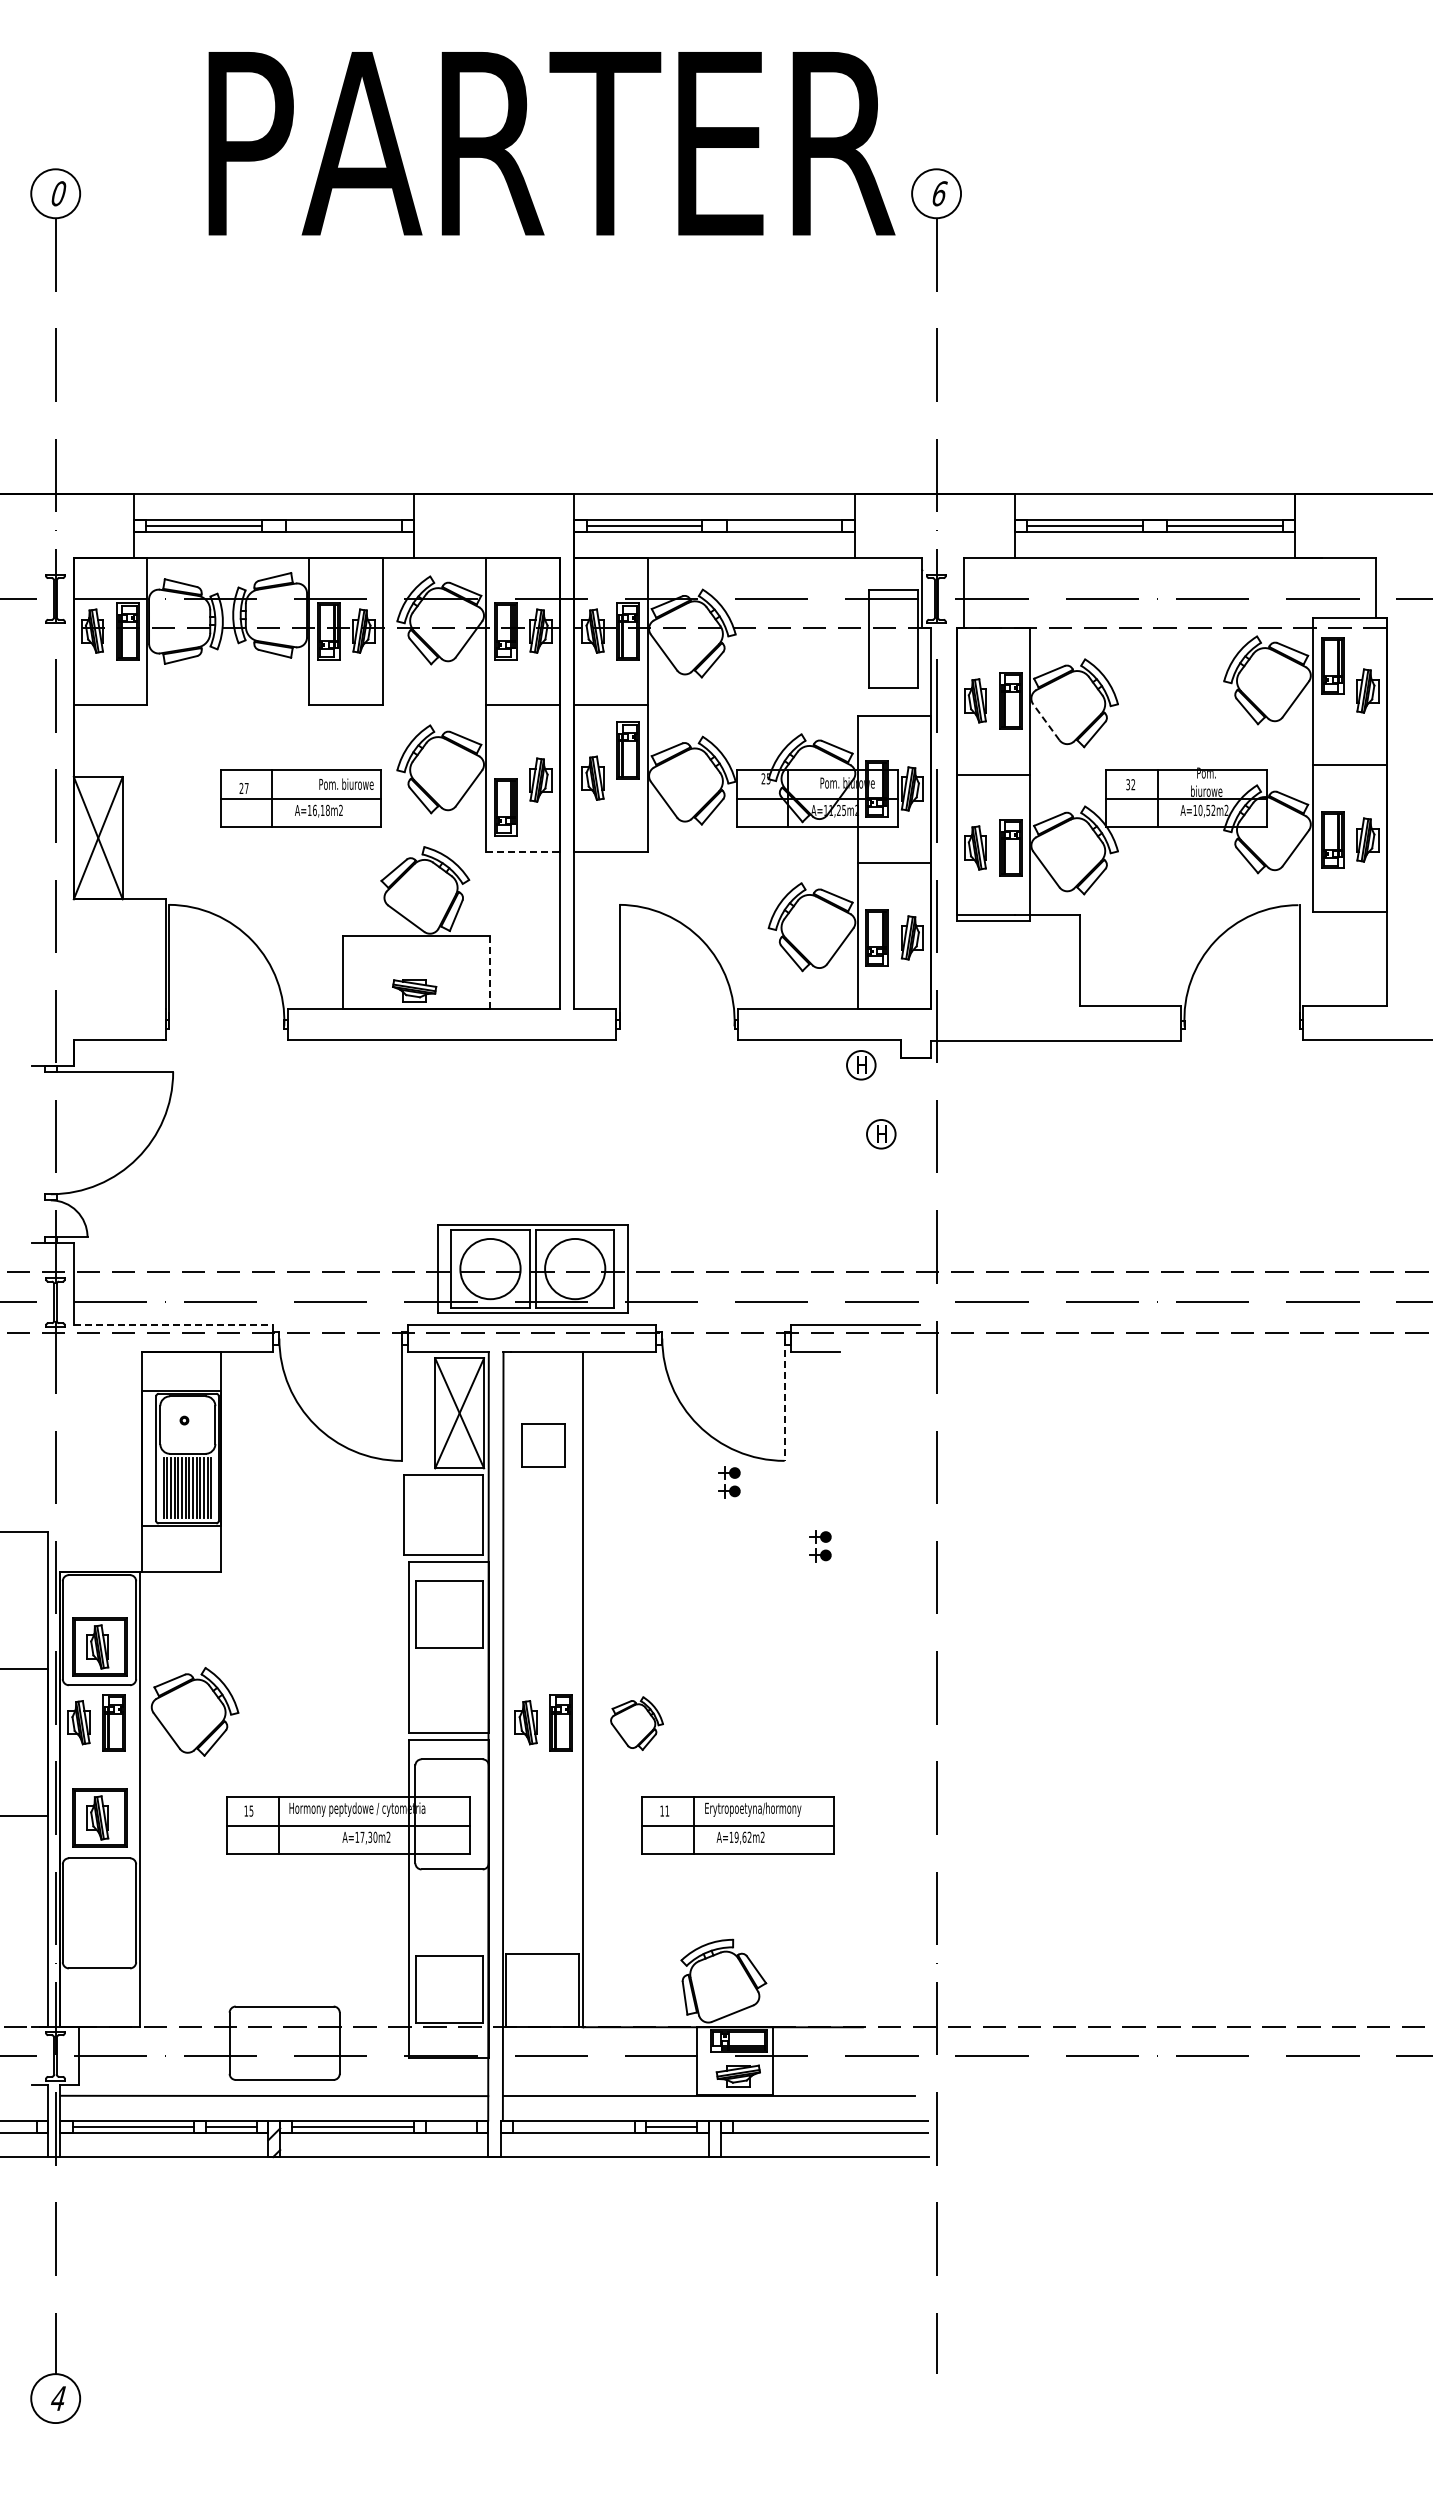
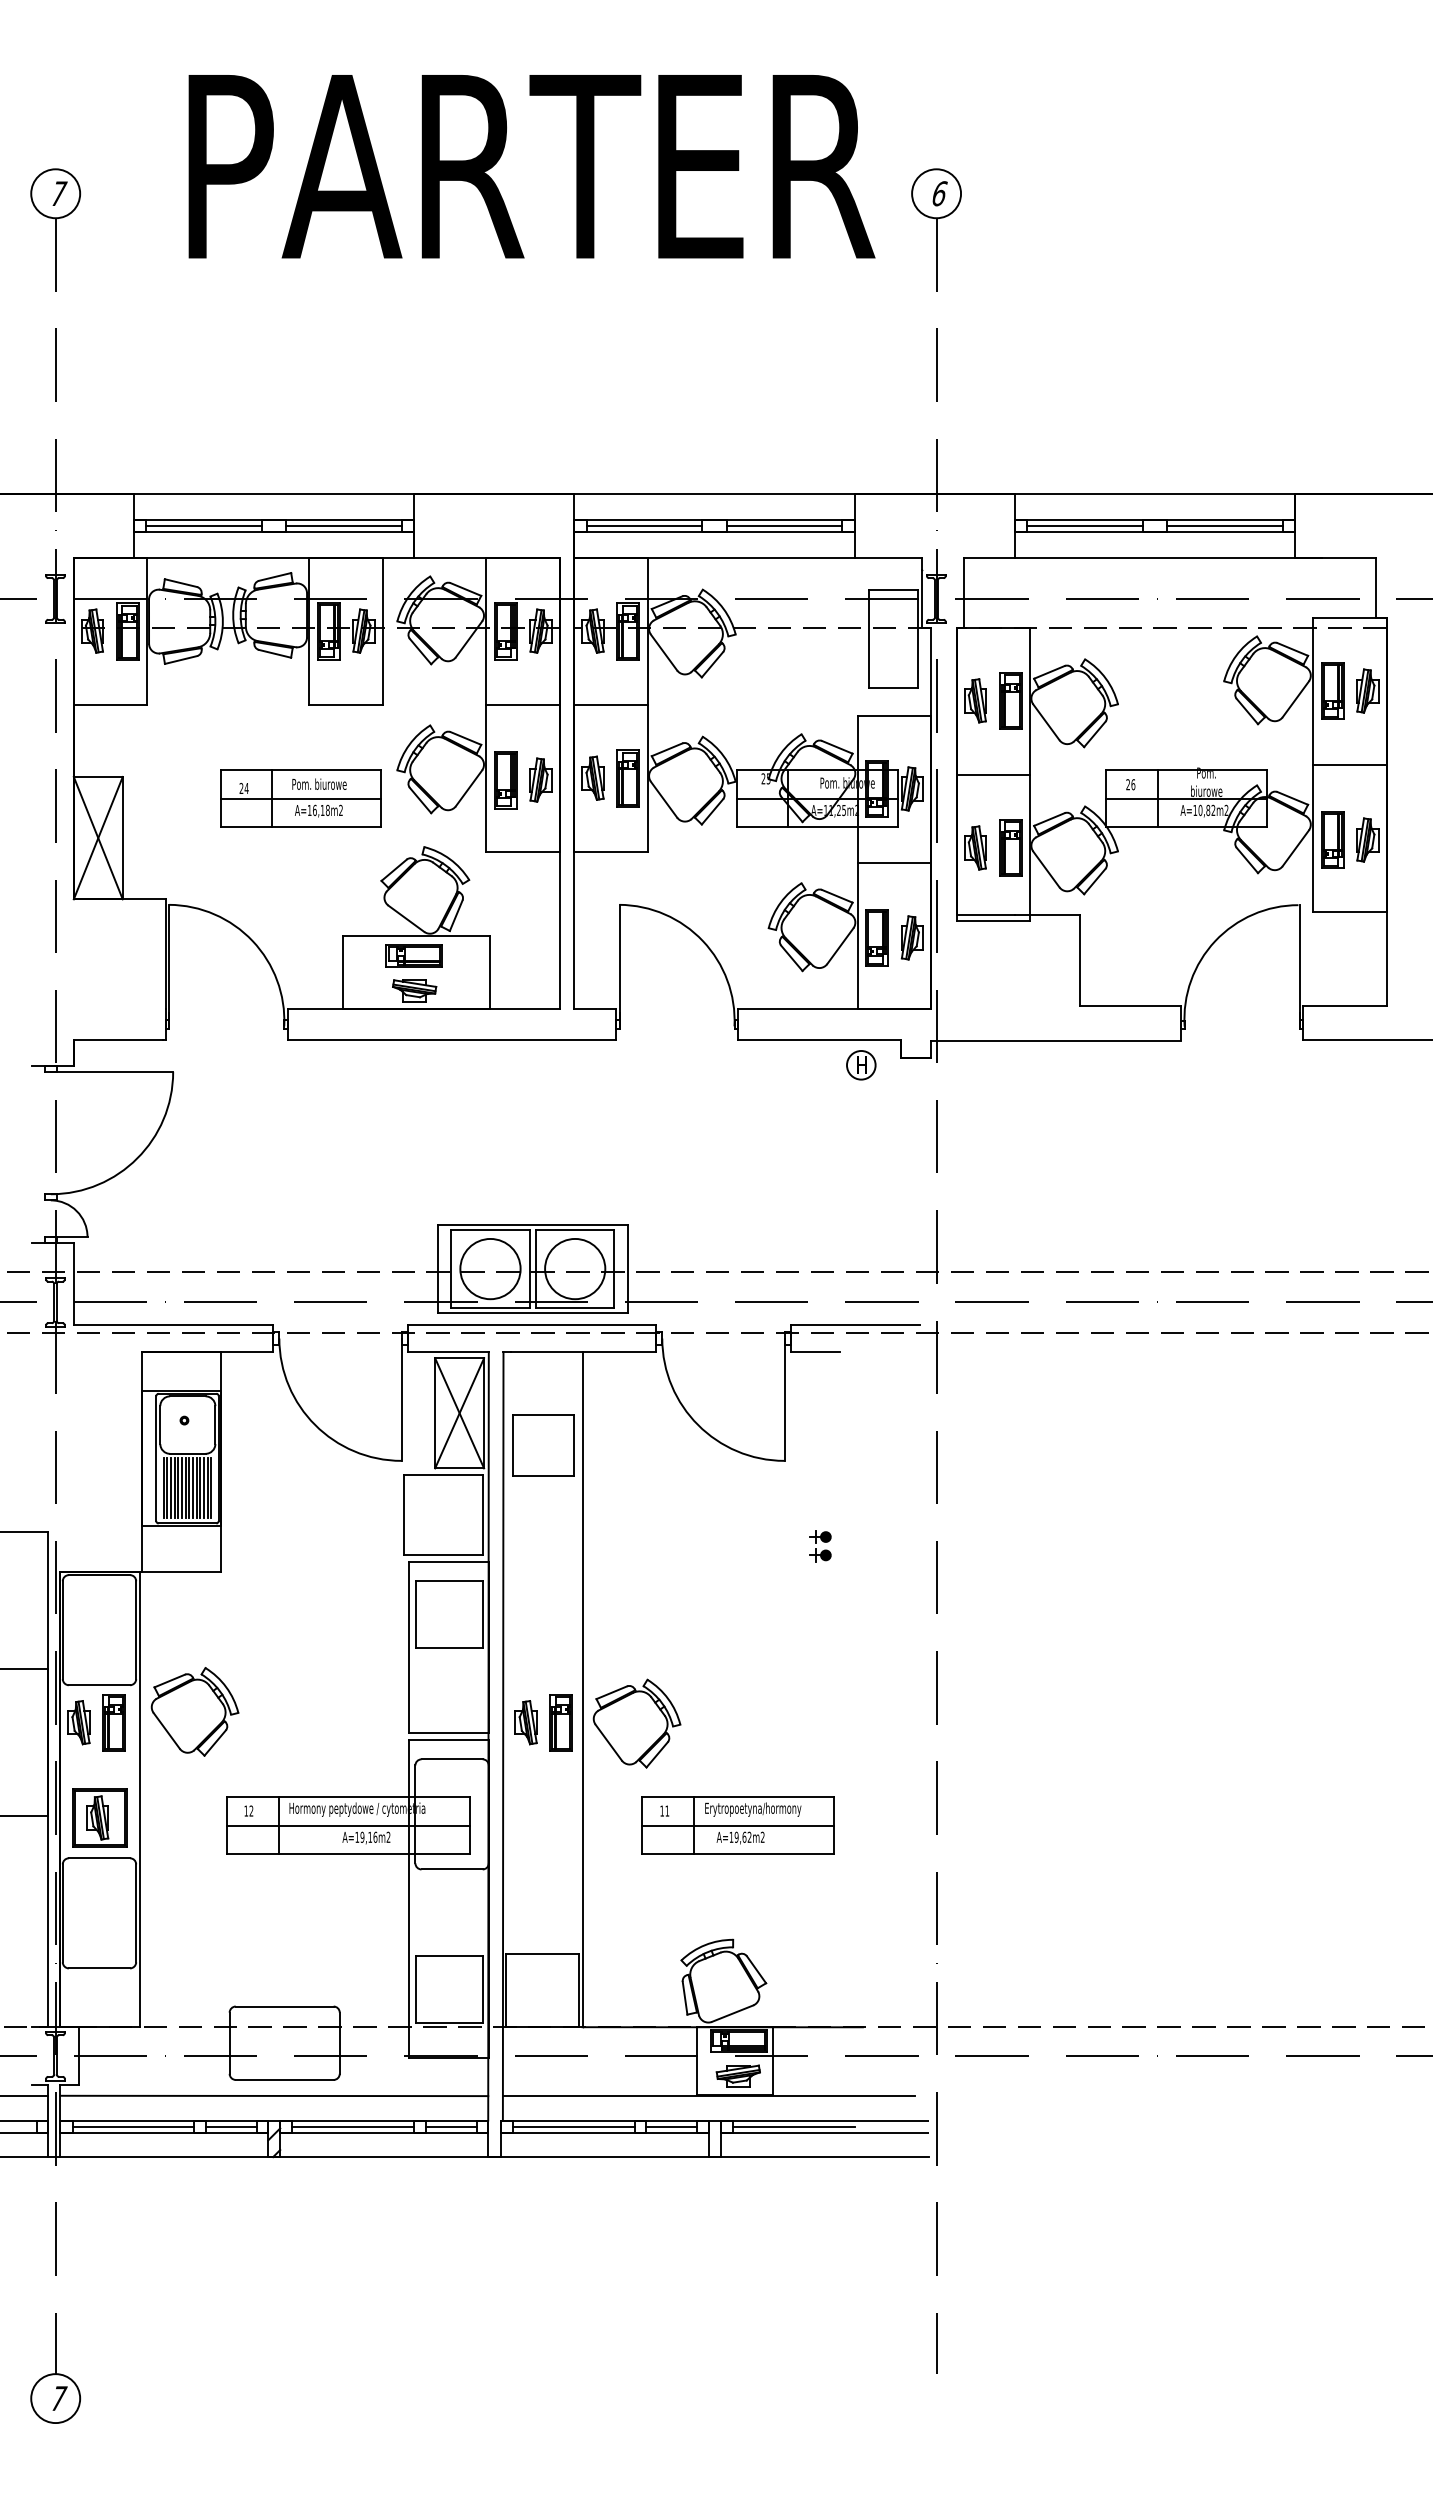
text position: (551, 143) -> (531, 166) (531, 166)
text: 0 -> 7 (59, 193)
line: none -> present (343, 526)
line: none -> present (784, 526)
part position: (1332, 665) -> (1332, 690) (1332, 690)
line: dashed -> solid (1046, 721)
part position: (627, 750) -> (627, 778) (627, 778)
text position: (346, 783) -> (319, 783) (319, 783)
text: 32 -> 26 (1130, 784)
text: 27 -> 24 (246, 788)
part position: (505, 807) -> (505, 780) (505, 780)
text: A=10,52m2 -> A=10,82m2 (1208, 810)
line: dashed -> solid (523, 851)
part: none -> present (413, 955)
line: dashed -> solid (489, 972)
part: present -> none (881, 1134)
line: dashed -> solid (173, 1325)
line: dashed -> solid (784, 1400)
part size: 45x45 px -> 63x63 px (543, 1445)
part: present -> none (729, 1482)
part: present -> none (99, 1646)
part size: 54x55 px -> 90x91 px (636, 1723)
text: 15 -> 12 (251, 1810)
text: A=17,30m2 -> A=19,16m2 (368, 1836)
line: none -> present (25, 2095)
line: none -> present (450, 2126)
line: none -> present (573, 2126)
line: none -> present (793, 2126)
text: 4 -> 7 (59, 2398)
